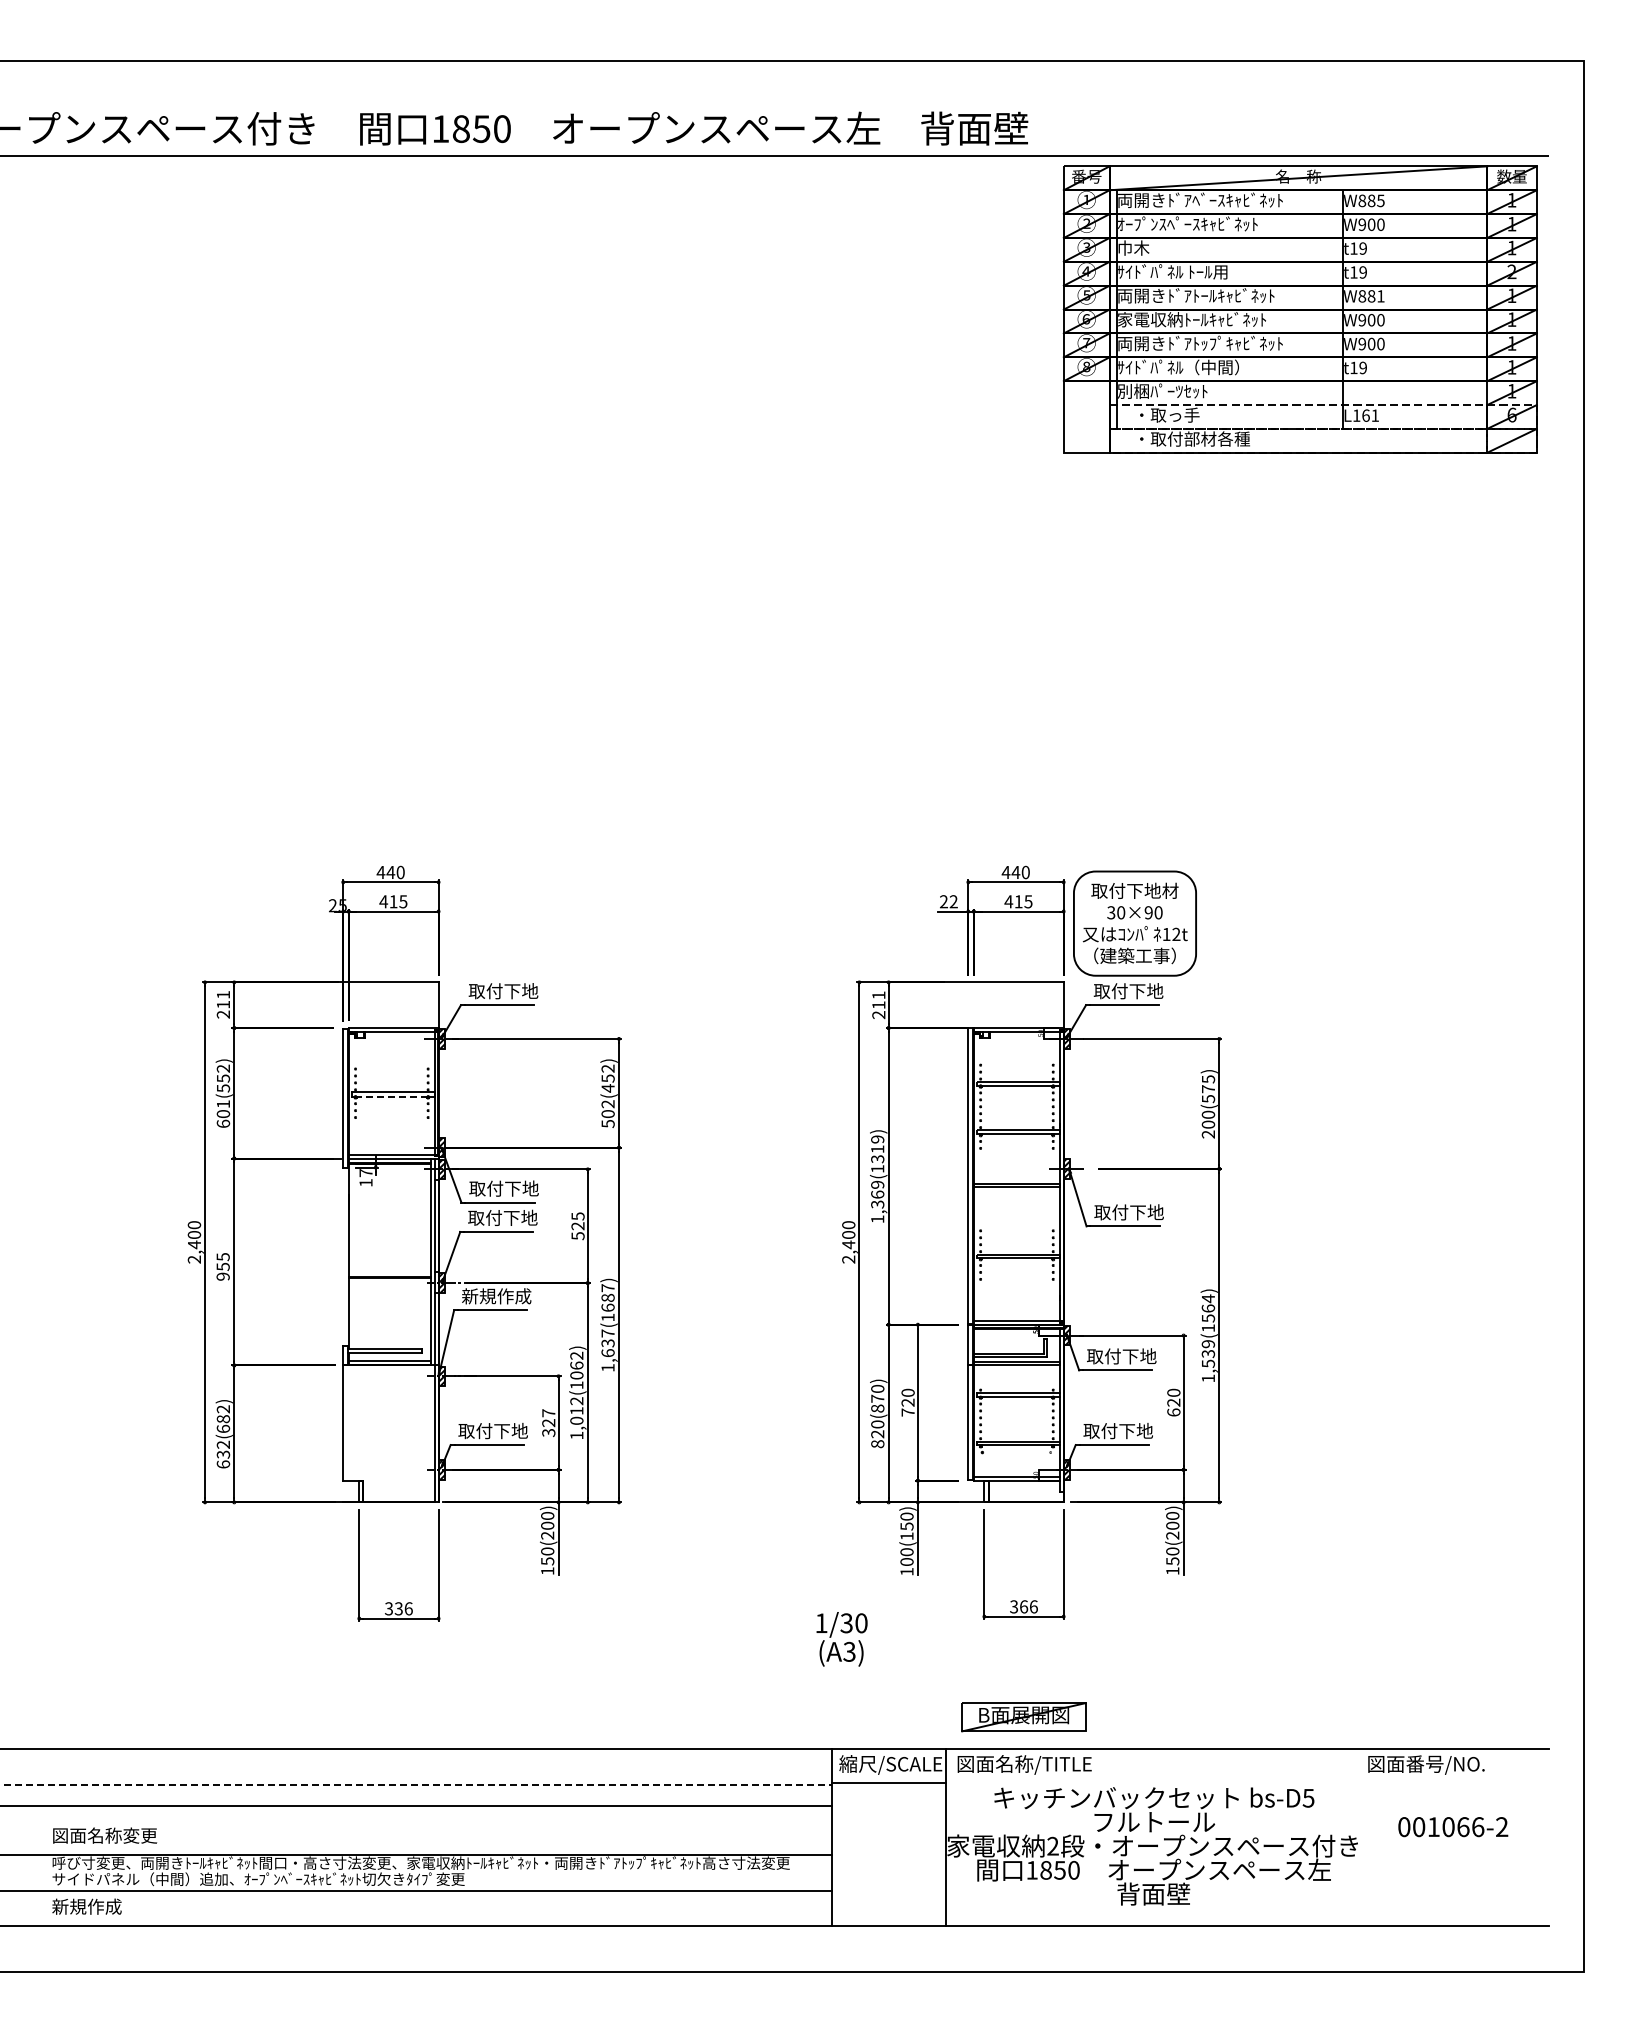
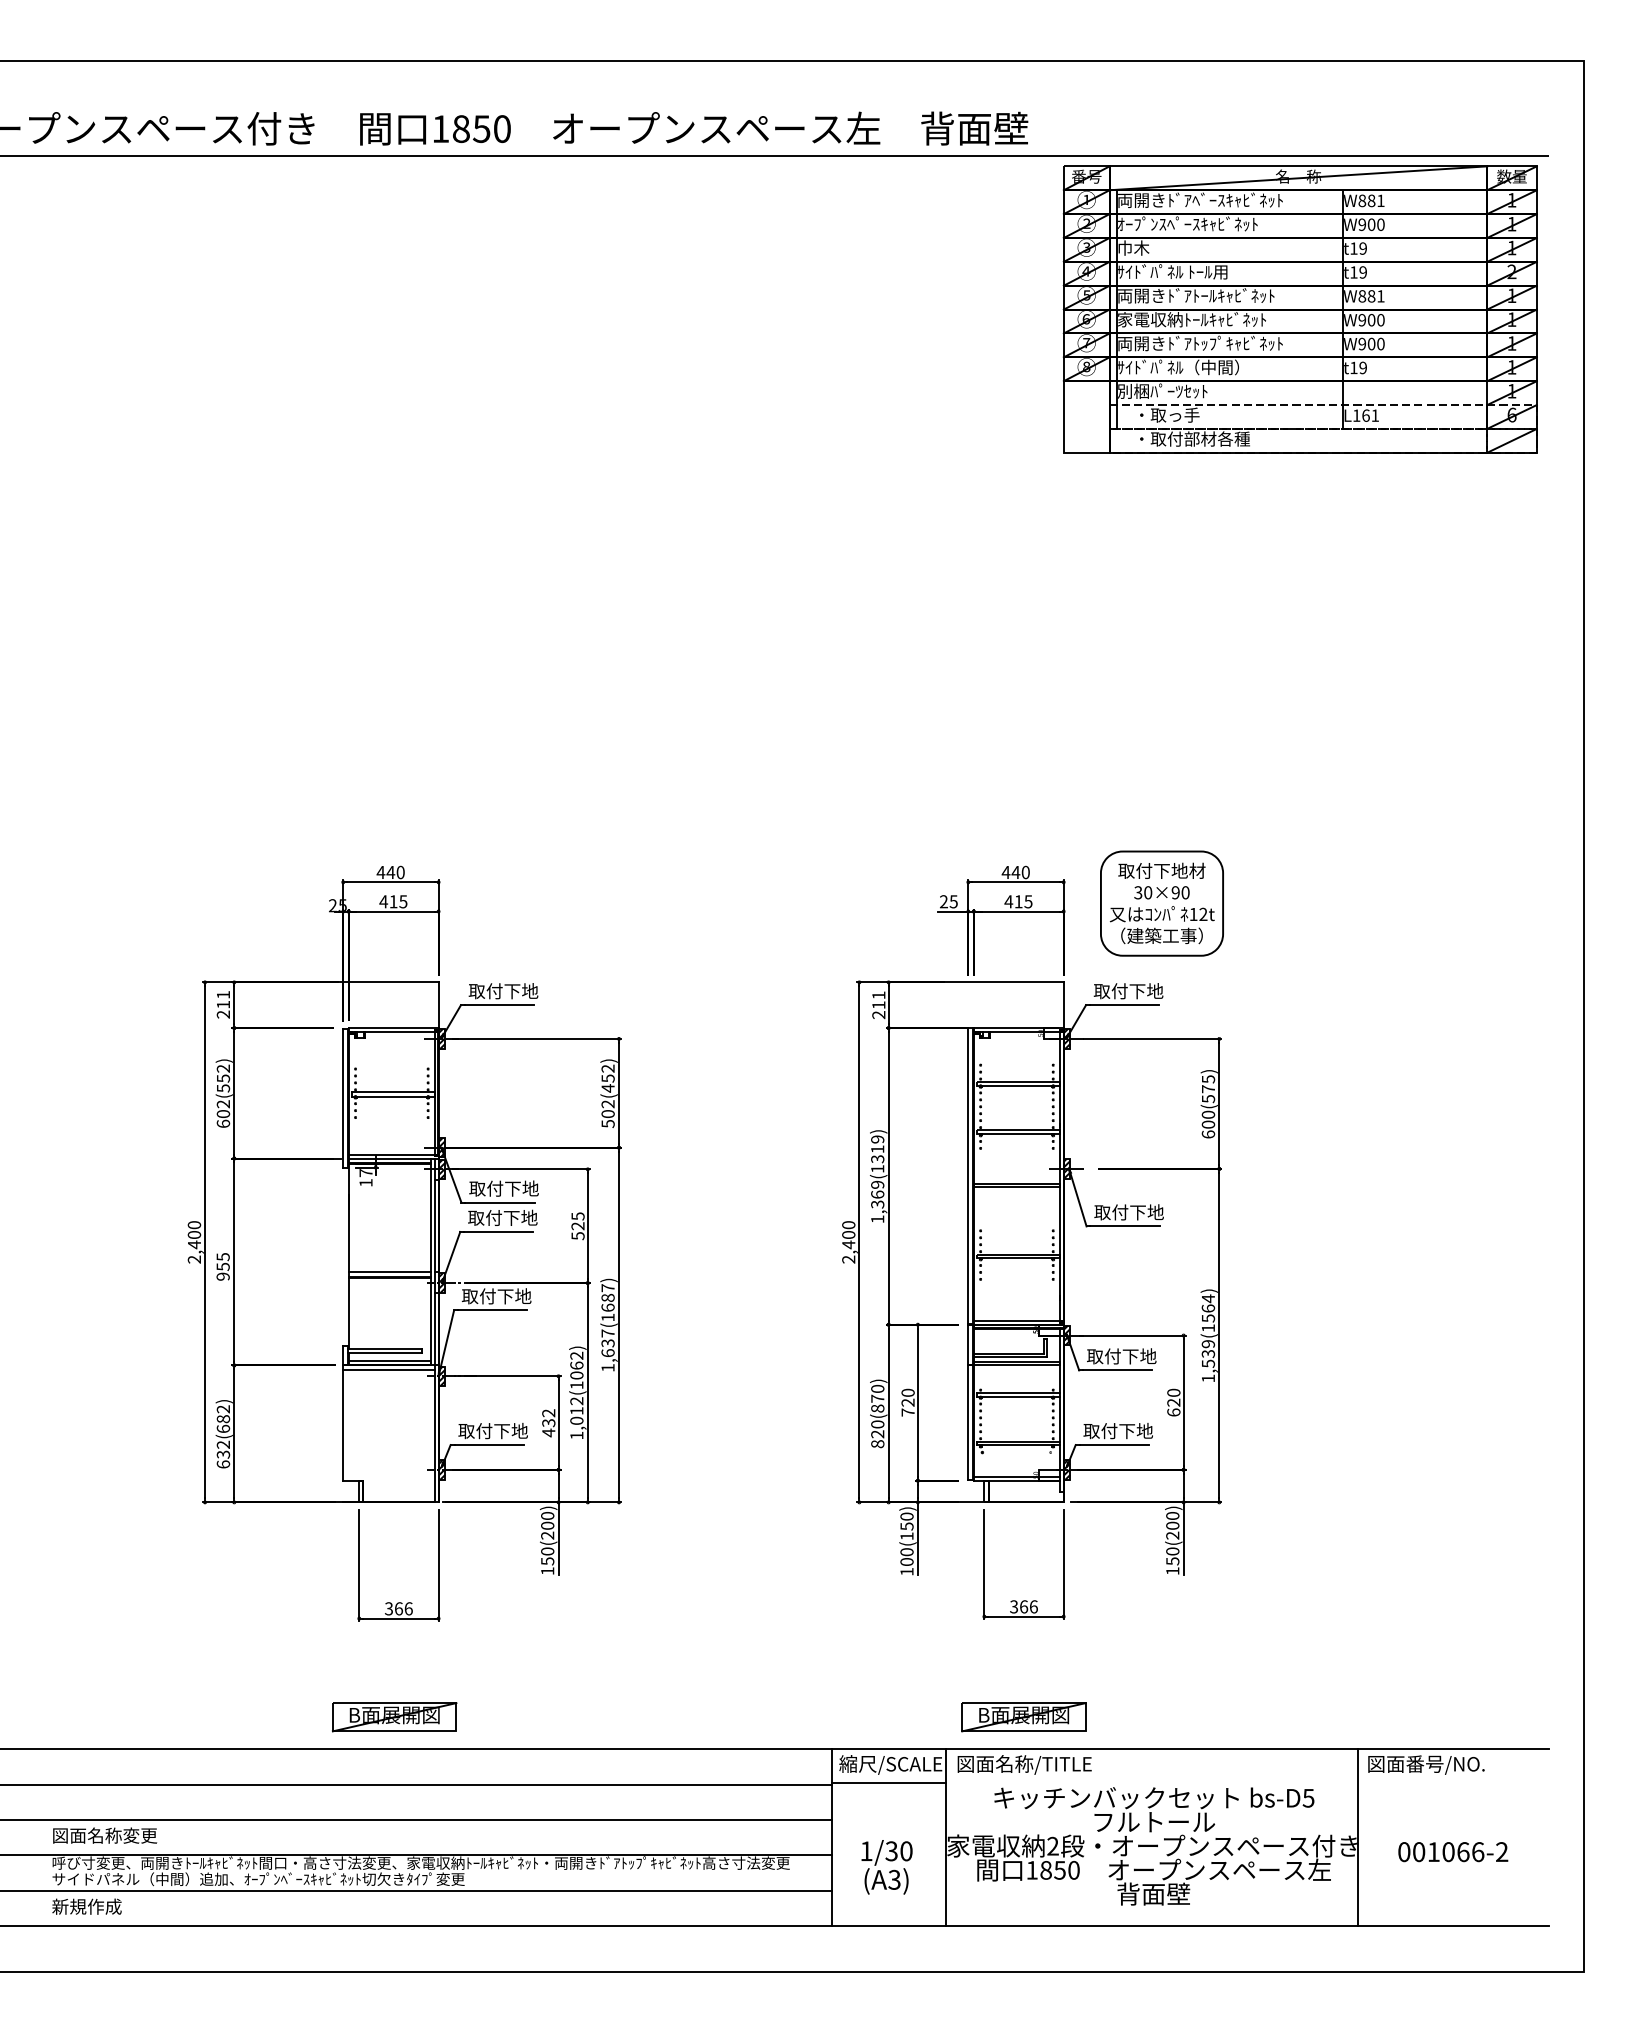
text: W885 -> W881 (1380, 200)
text: 22 -> 25 (953, 901)
part position: (1134, 923) -> (1161, 903) (1161, 903)
line: dashed -> solid (391, 1096)
text: 601(552) -> 602(552) (222, 1104)
text: 200(575) -> 600(575) (1208, 1134)
line: none -> present (389, 1272)
text: 新規作成 -> 取付下地 (496, 1296)
line: none -> present (389, 1369)
text: 327 -> 432 (548, 1423)
text: 336 -> 366 (398, 1608)
text position: (841, 1639) -> (886, 1867) (886, 1867)
part: none -> present (394, 1717)
line: dashed -> solid (416, 1784)
line position: (417, 1806) -> (417, 1820) (417, 1820)
text position: (1453, 1827) -> (1453, 1852) (1453, 1852)
line: none -> present (1357, 1837)
